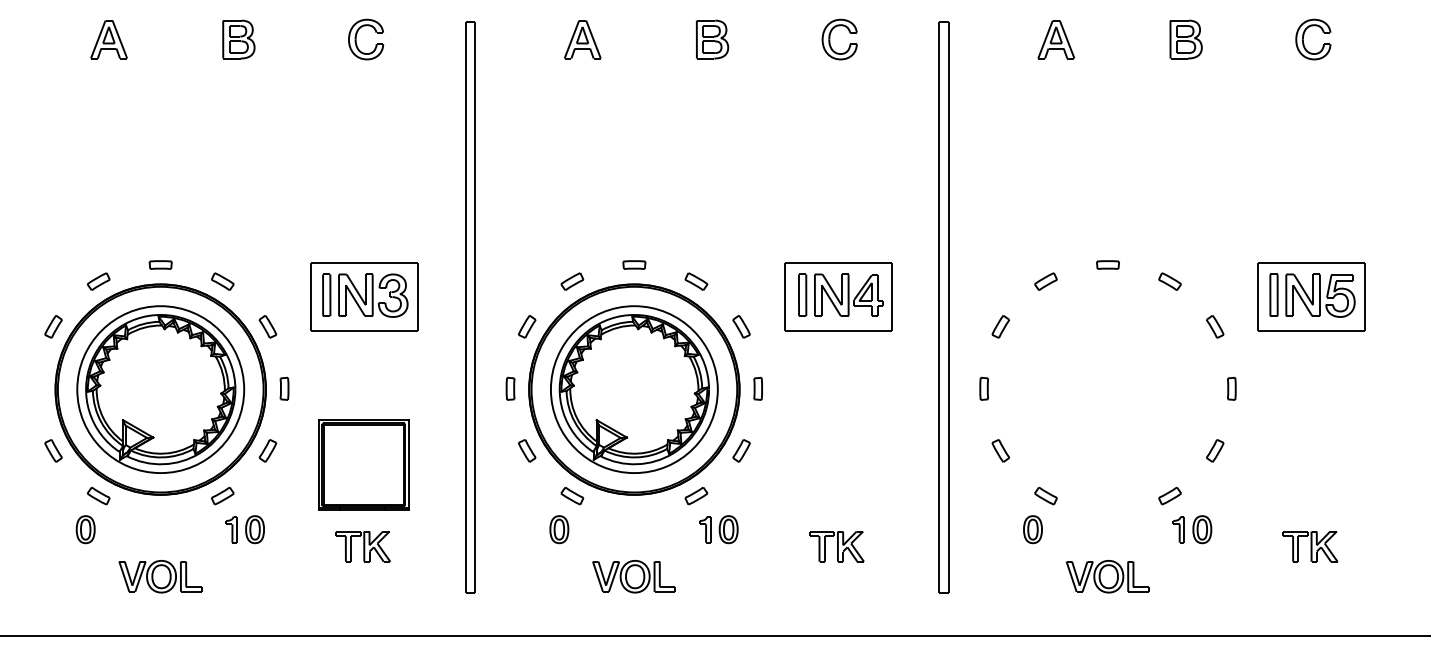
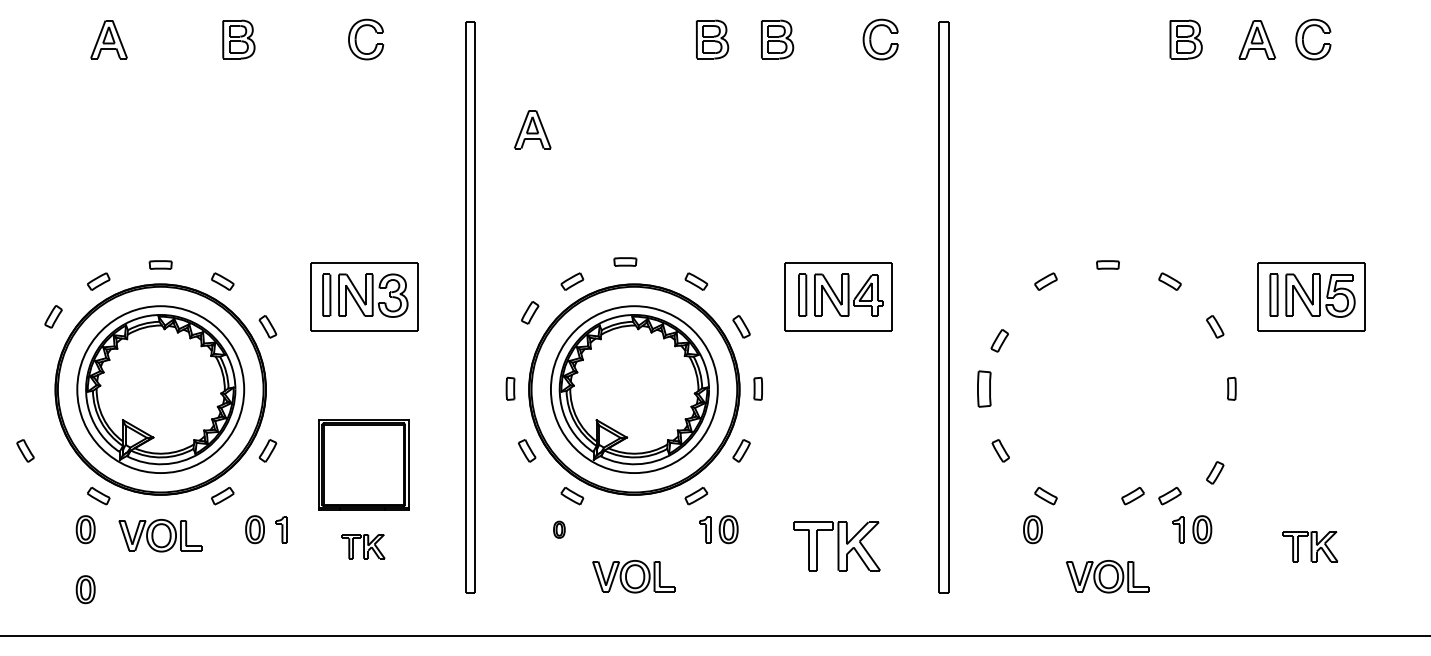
part position: (582, 39) -> (532, 129) (532, 129)
part: none -> present (777, 39)
part position: (830, 39) -> (871, 39) (871, 39)
part position: (1056, 39) -> (1257, 39) (1257, 39)
part position: (634, 264) -> (625, 261) (625, 261)
part position: (53, 326) -> (53, 316) (53, 316)
part position: (527, 326) -> (530, 312) (530, 312)
part position: (1000, 326) -> (999, 340) (999, 340)
part: present -> none (284, 388)
part size: 10x25 px -> 15x38 px (984, 388)
part position: (53, 450) -> (25, 450) (25, 450)
part position: (1215, 450) -> (1215, 472) (1215, 472)
part: none -> present (1132, 495)
part position: (231, 529) -> (281, 529) (281, 529)
part size: 21x30 px -> 13x19 px (559, 529)
part size: 56x32 px -> 45x26 px (363, 546)
part size: 56x32 px -> 88x51 px (836, 546)
part position: (160, 576) -> (160, 535) (160, 535)
part: none -> present (85, 589)
